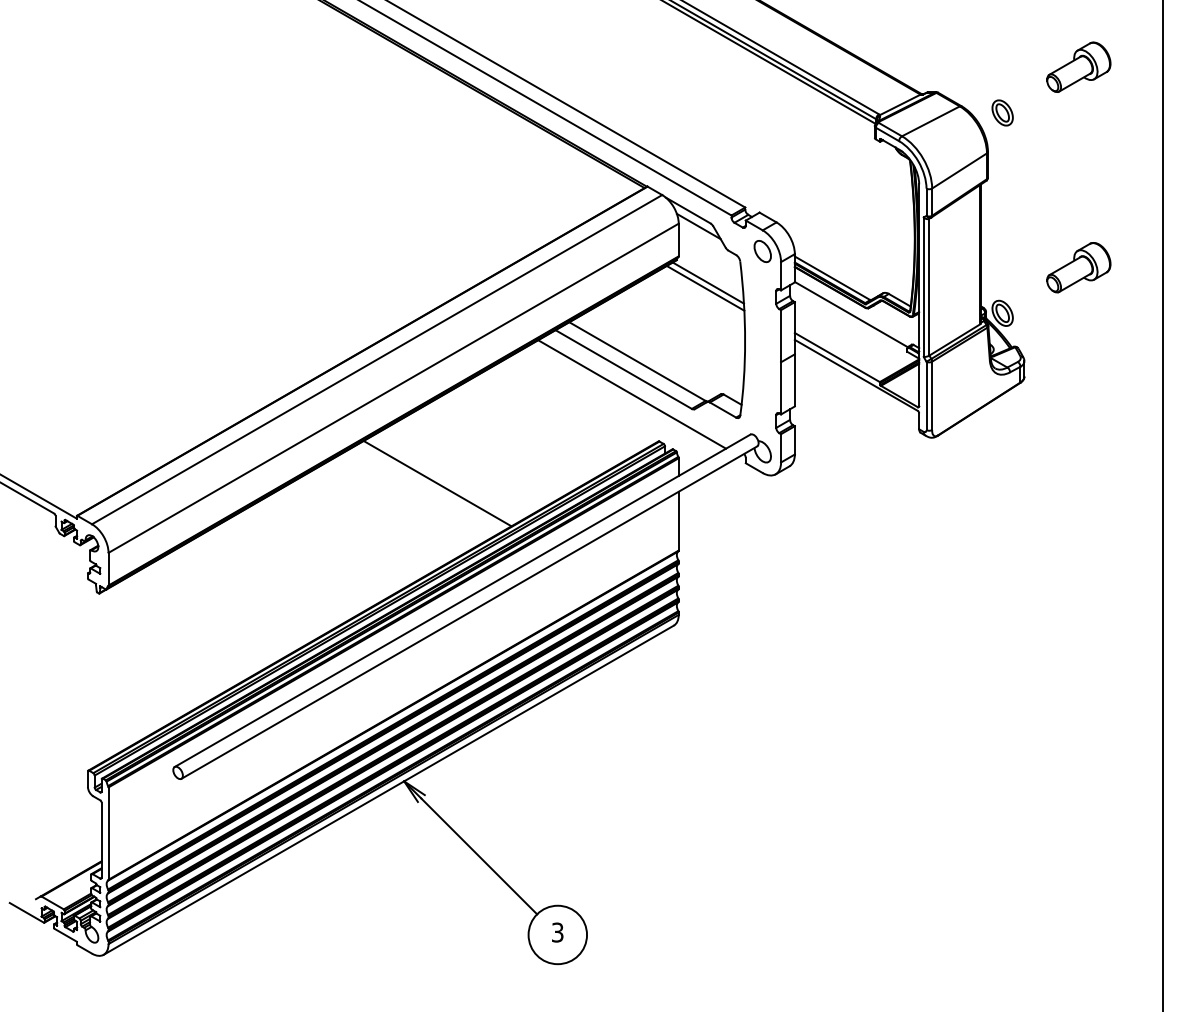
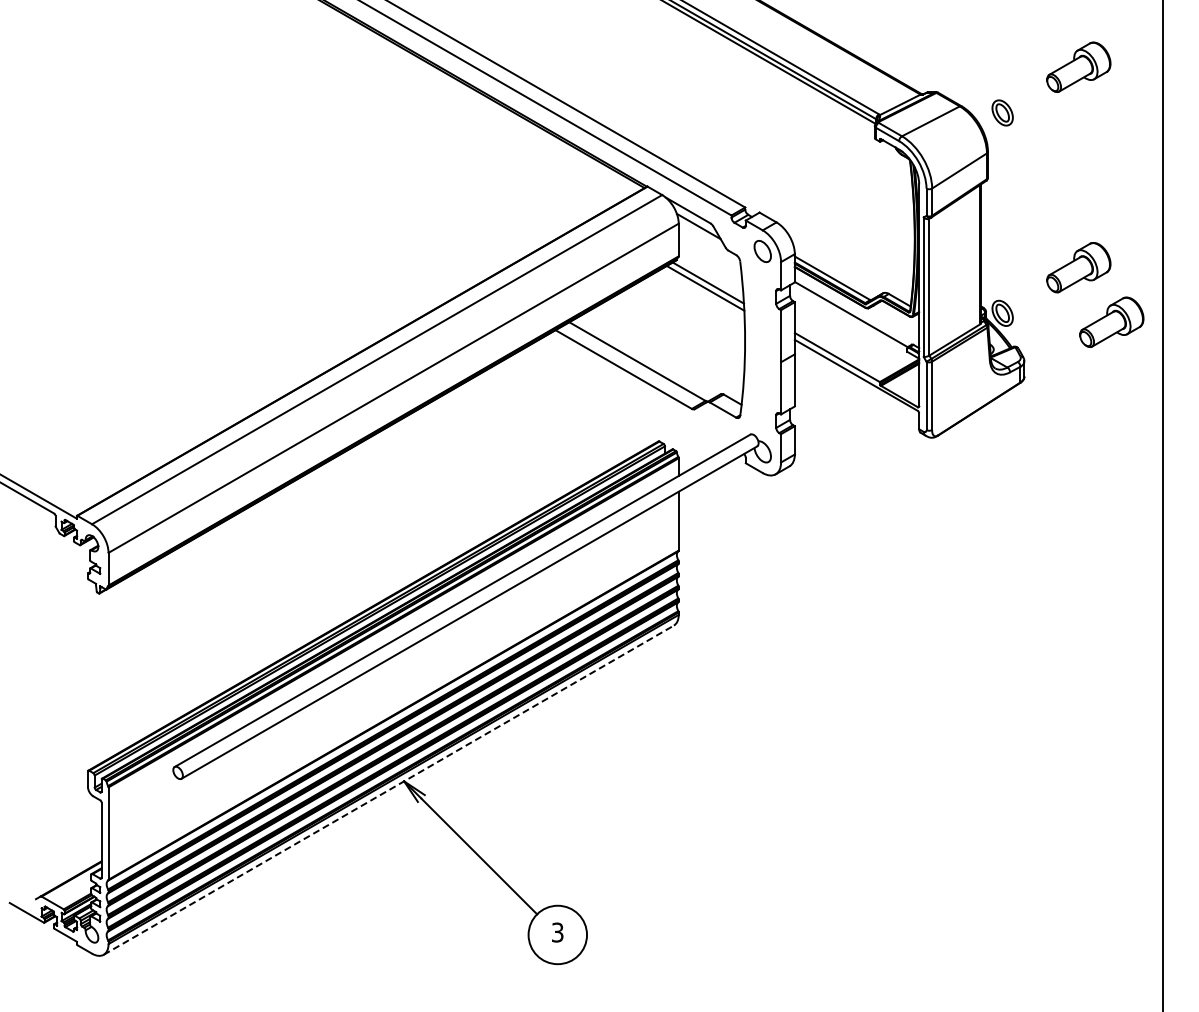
part: none -> present (1111, 321)
line: present -> none (632, 394)
line: present -> none (437, 483)
line: solid -> dashed (389, 789)
